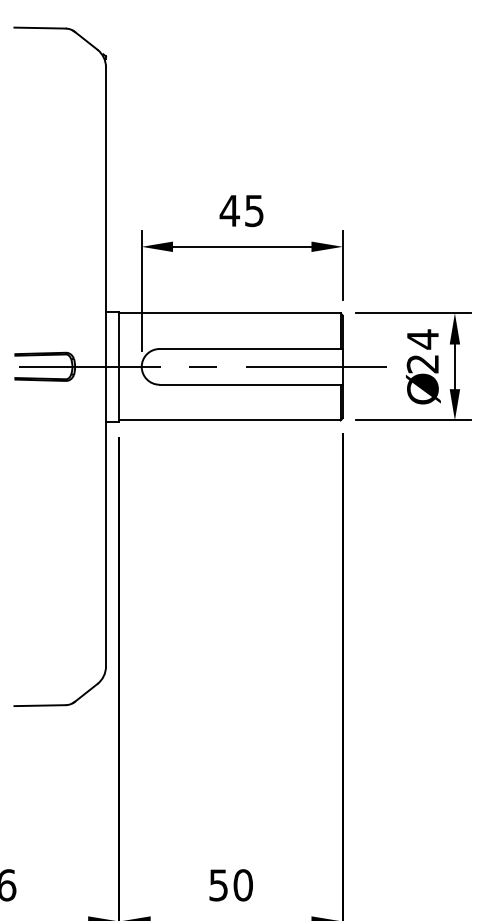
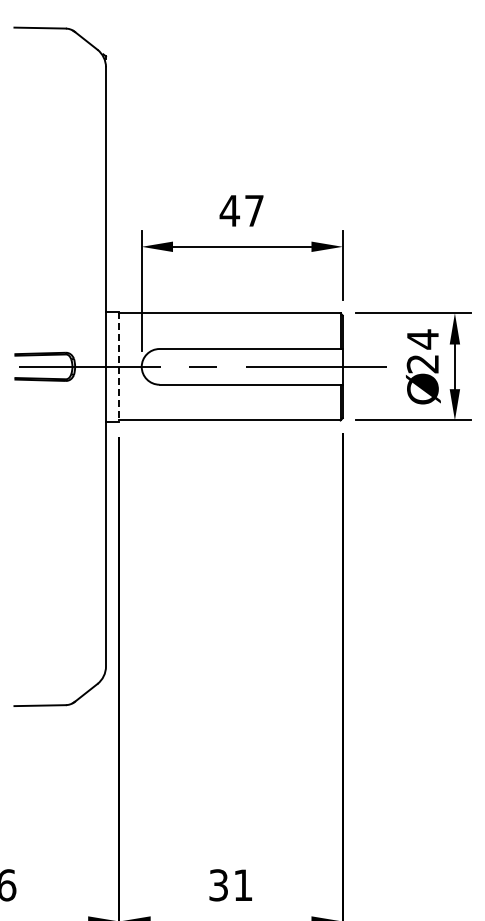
text: 45 -> 47 (254, 211)
line: solid -> dashed (119, 367)
text: 50 -> 31 (231, 885)
